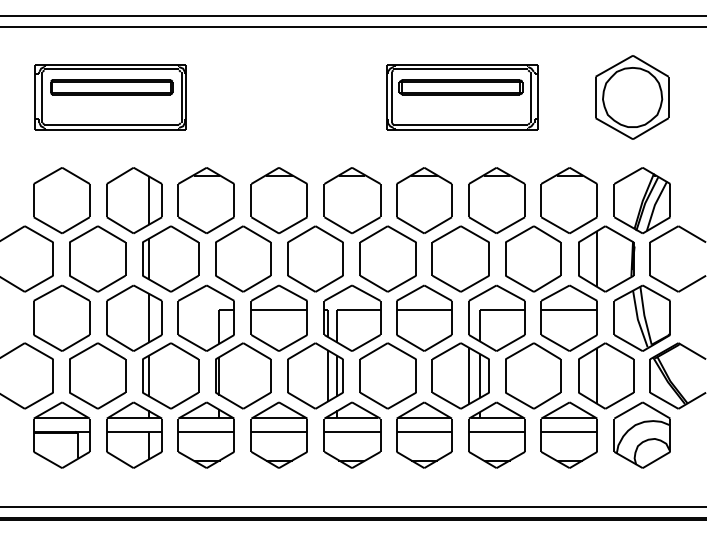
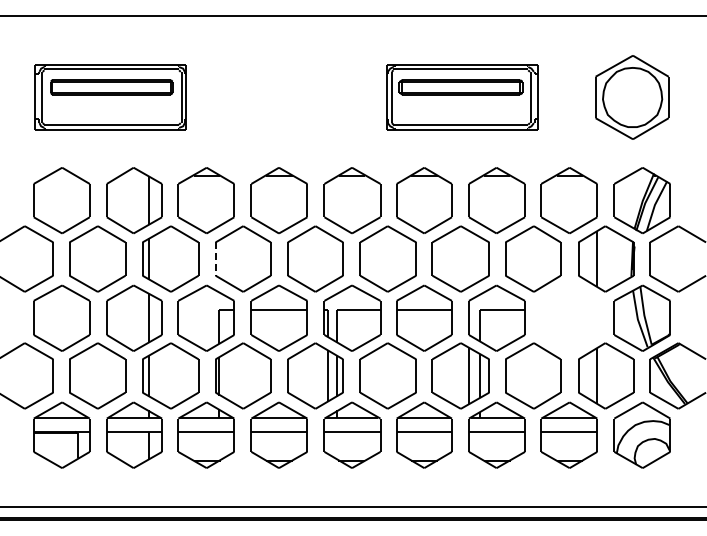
line: present -> none (352, 27)
line: solid -> dashed (215, 259)
part: present -> none (568, 317)
